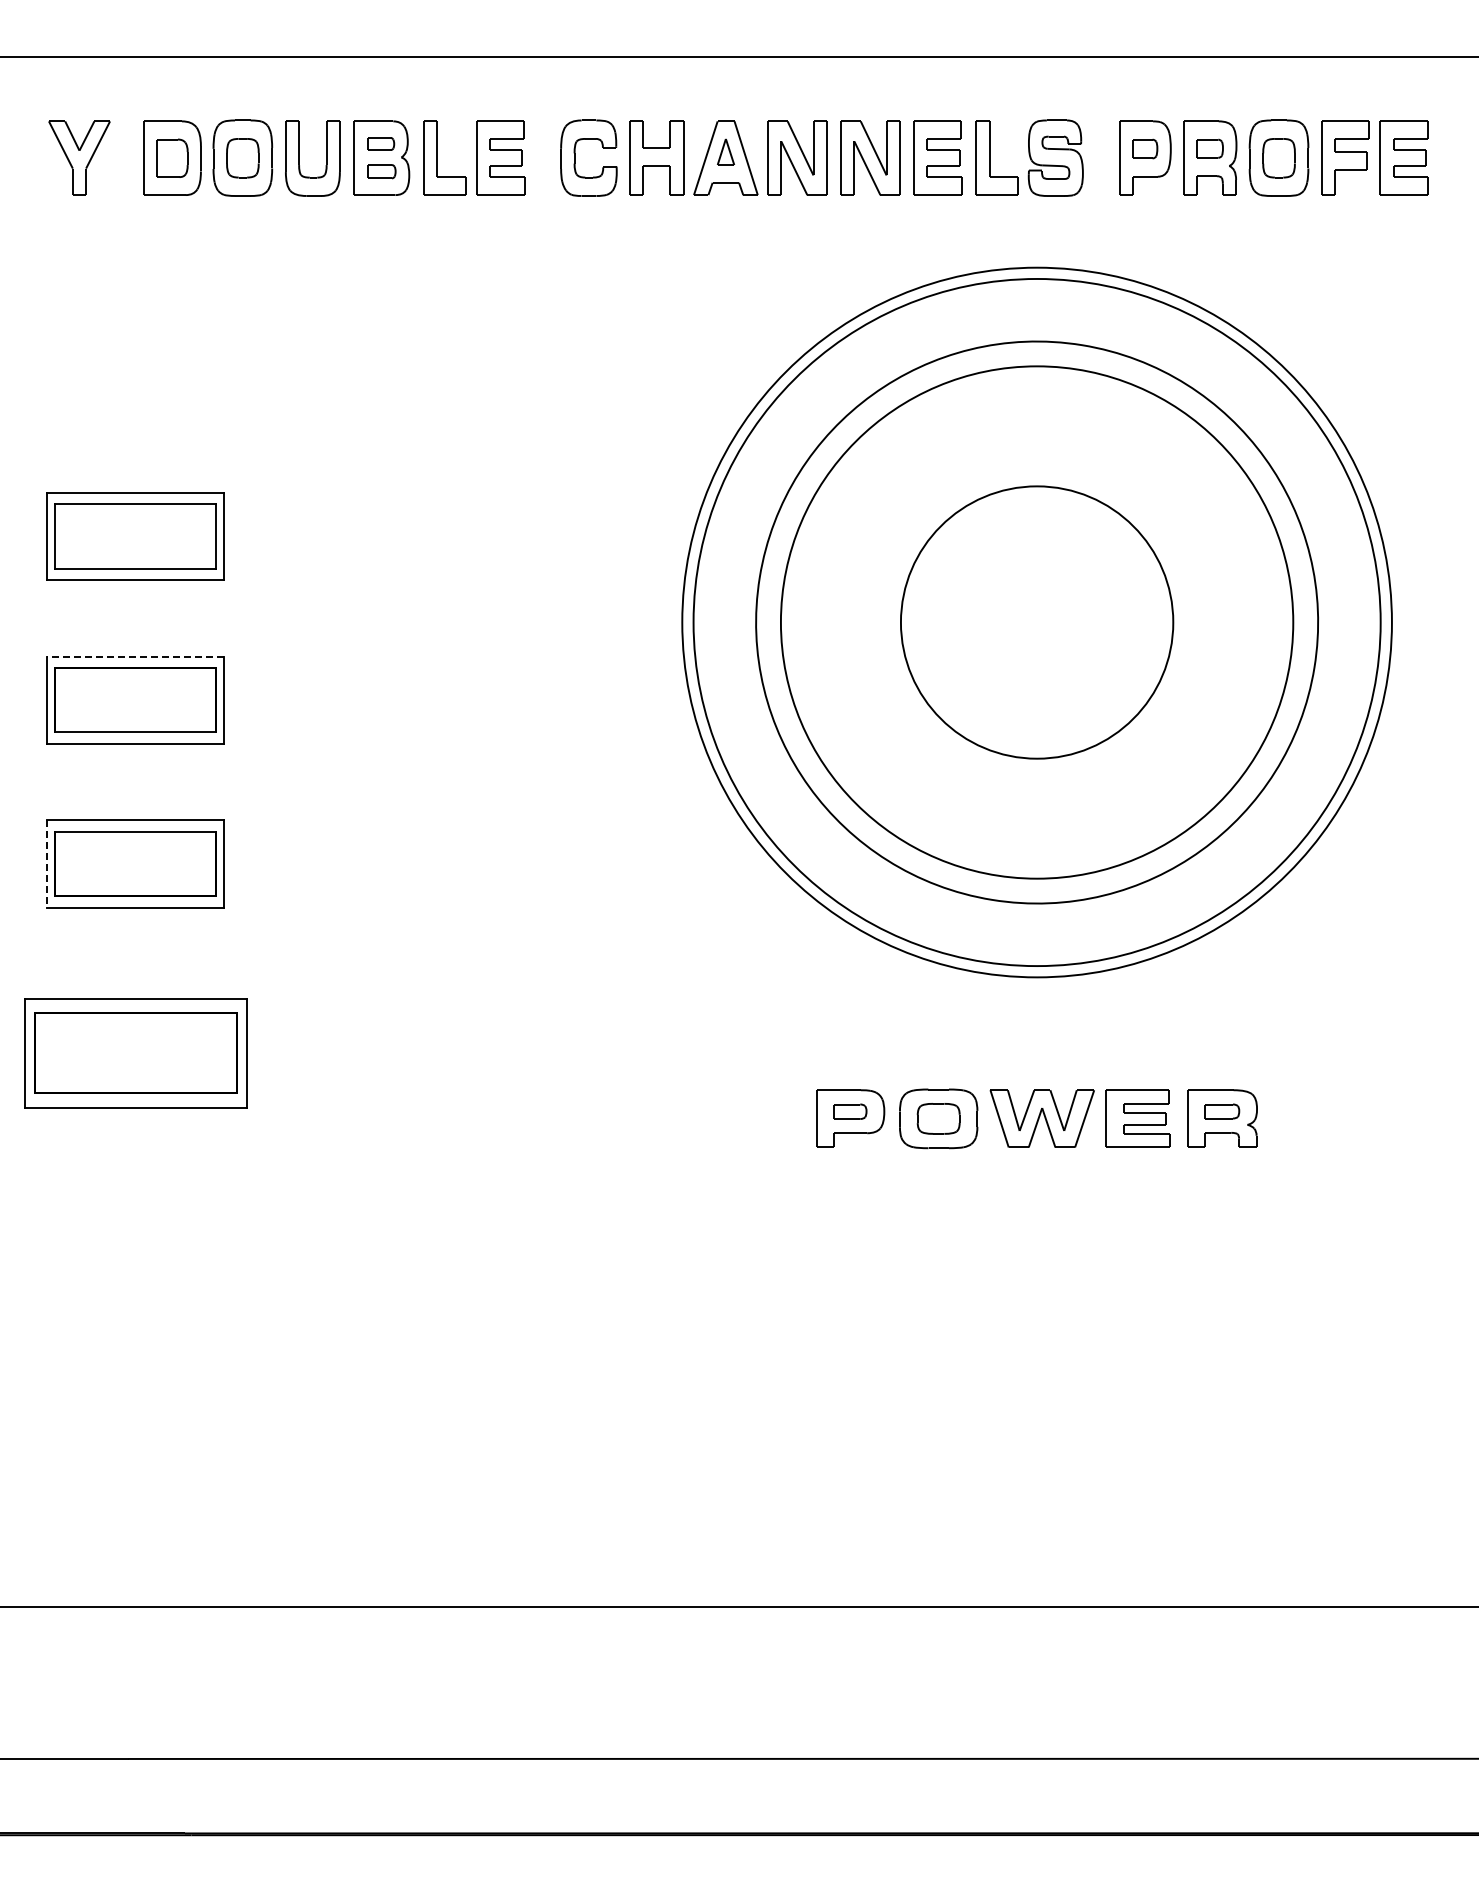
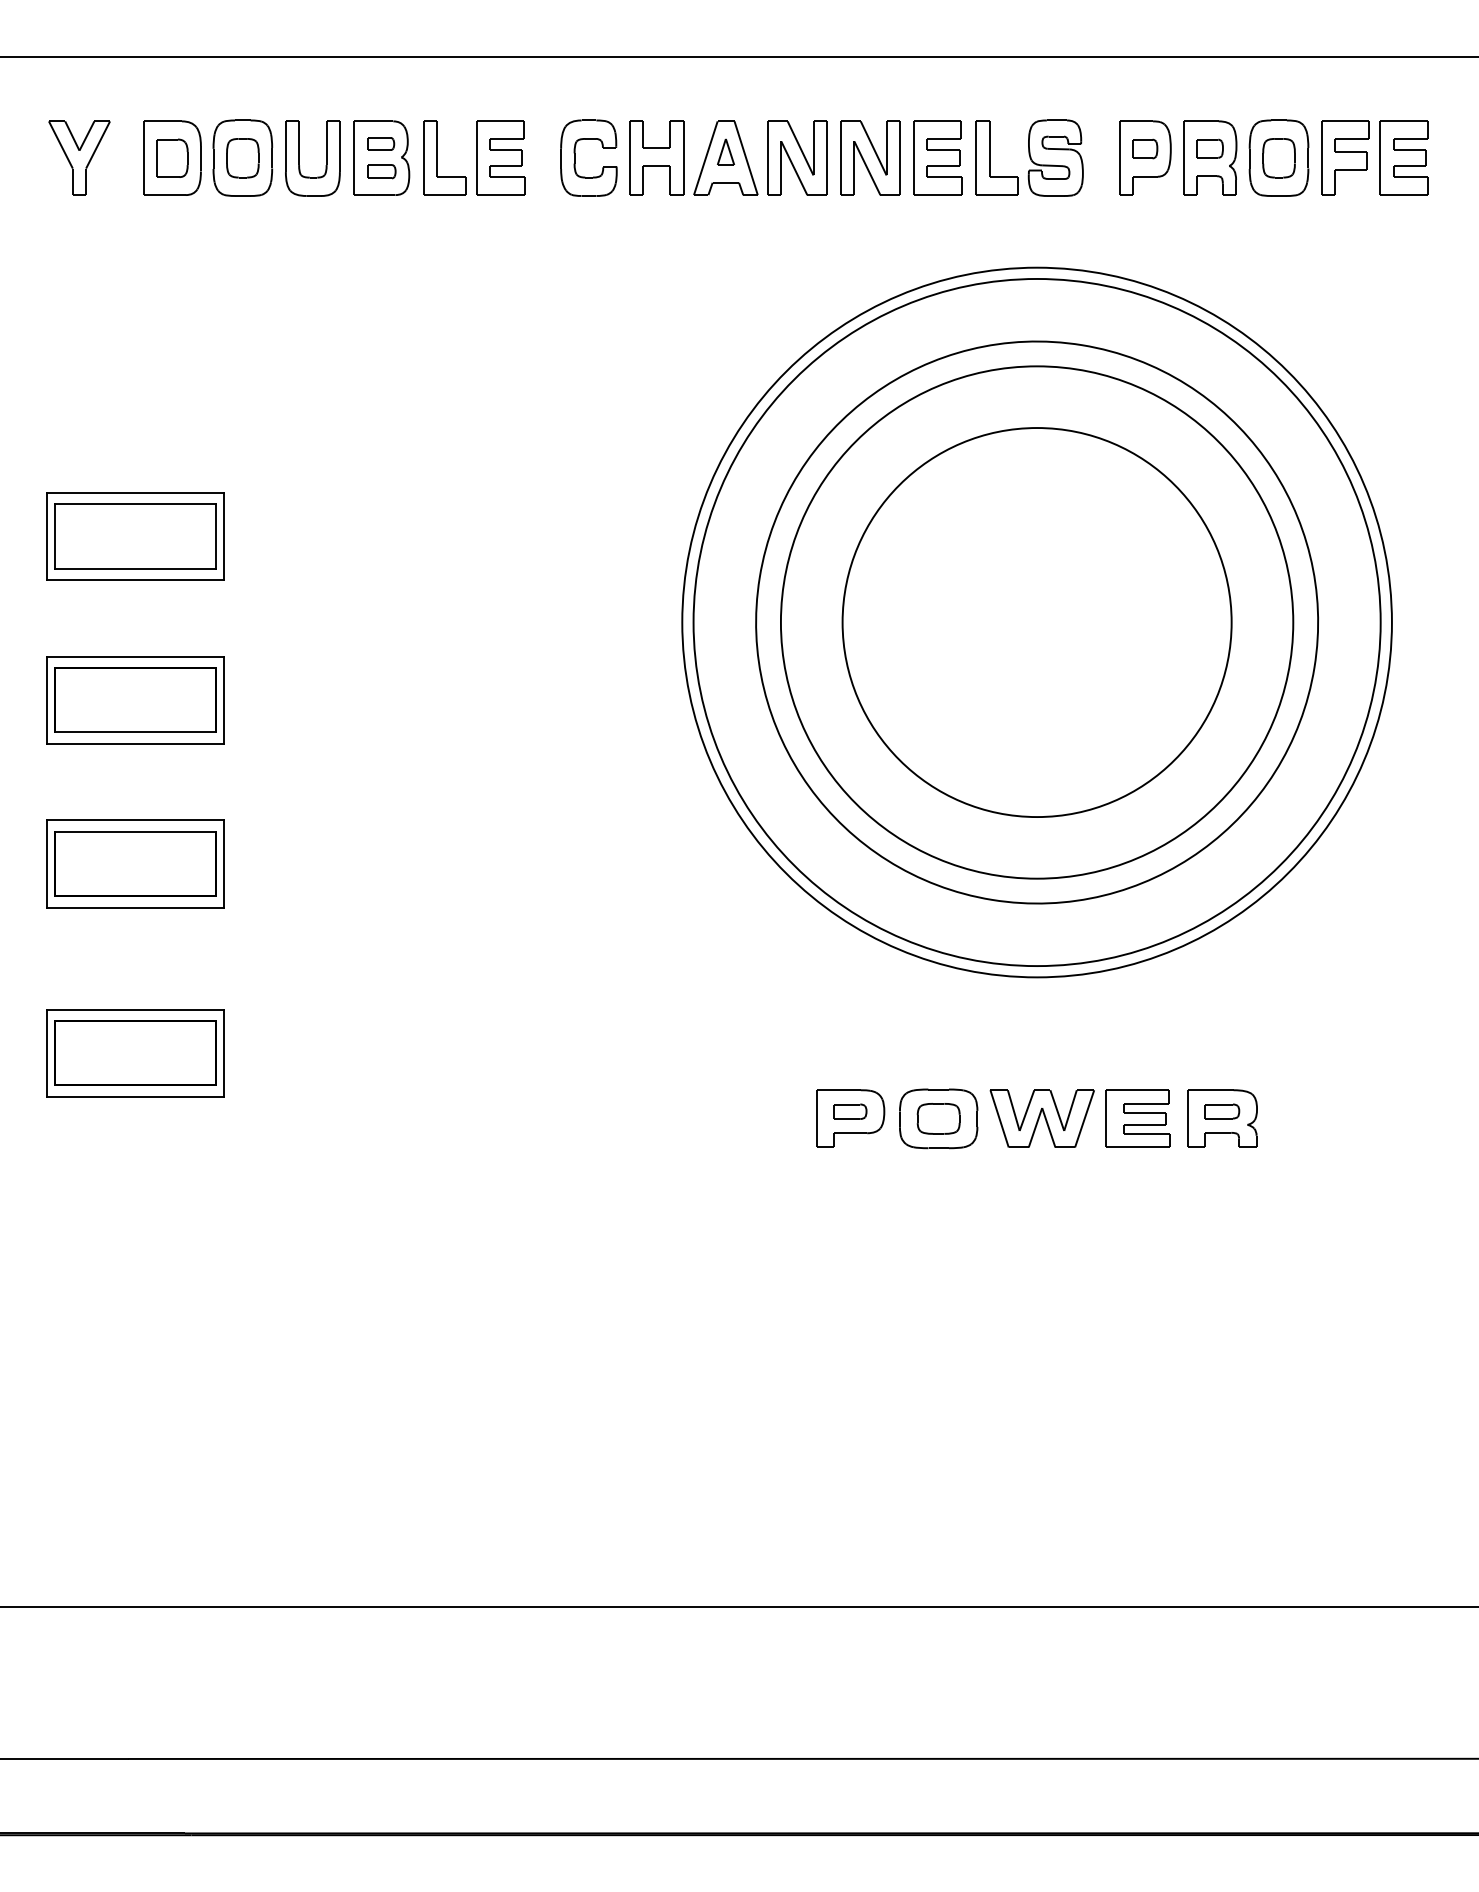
circle diameter: 272 px -> 389 px (1036, 622)
line: dashed -> solid (135, 656)
line: dashed -> solid (46, 864)
part size: 224x111 px -> 179x89 px (135, 1053)
